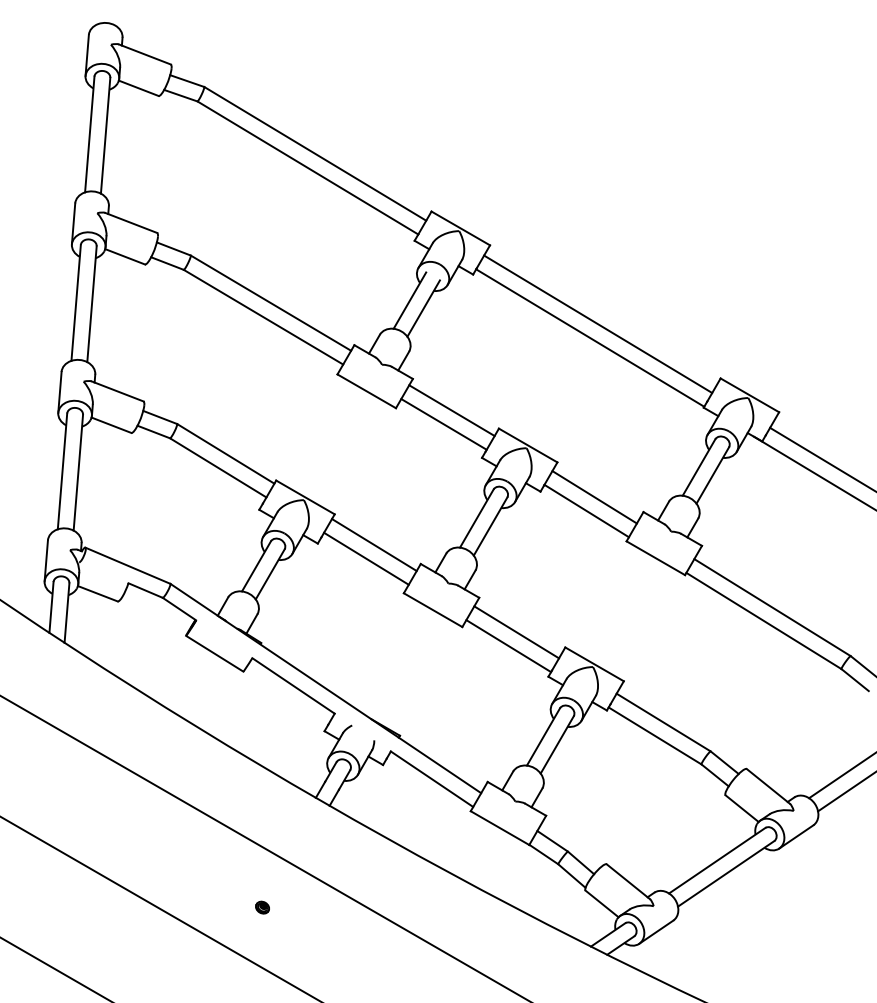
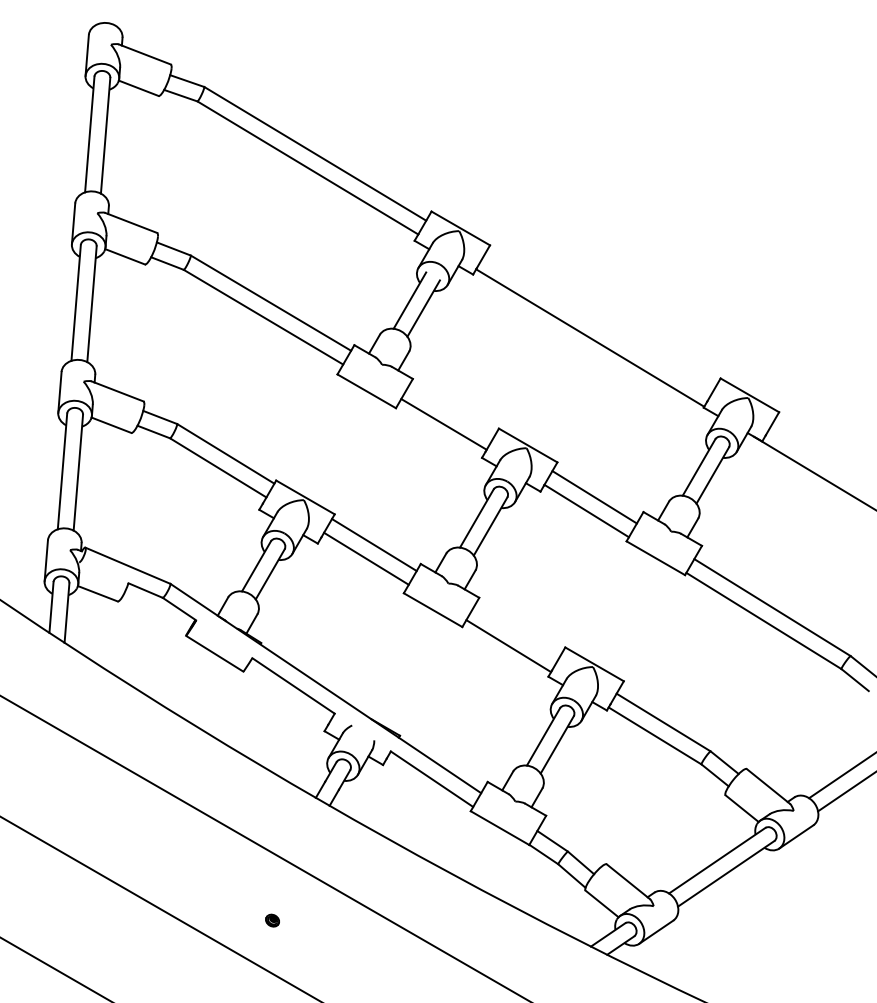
line: present -> none (598, 324)
line: present -> none (451, 410)
line: present -> none (821, 458)
line: present -> none (516, 632)
part position: (262, 907) -> (272, 920) (272, 920)
